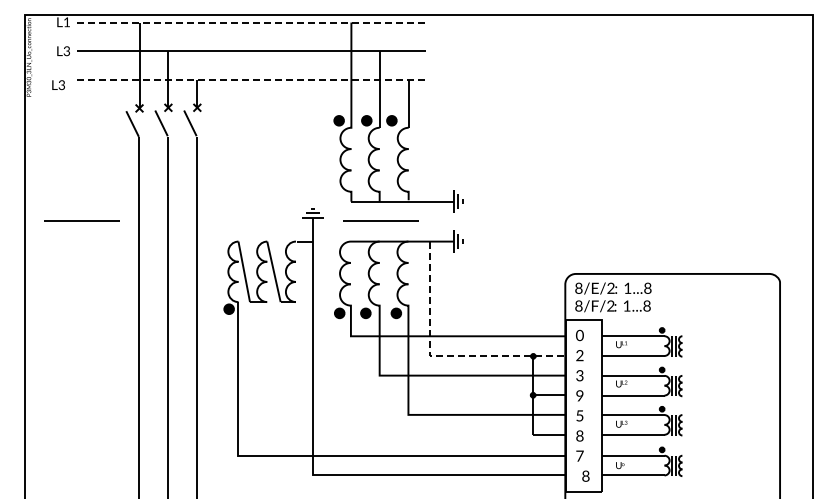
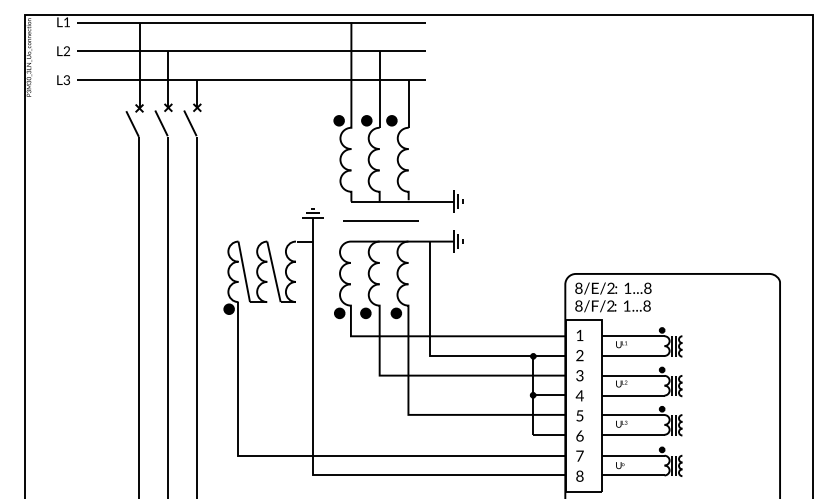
line: dashed -> solid (251, 22)
text: L3 -> L2 (66, 52)
line: dashed -> solid (251, 80)
text position: (58, 85) -> (63, 80) (63, 80)
line: present -> none (81, 220)
text: 0 -> 1 (579, 334)
line: dashed -> solid (440, 356)
text: 9 -> 4 (579, 395)
text: 8 -> 6 (579, 435)
text position: (585, 475) -> (579, 475) (579, 475)
